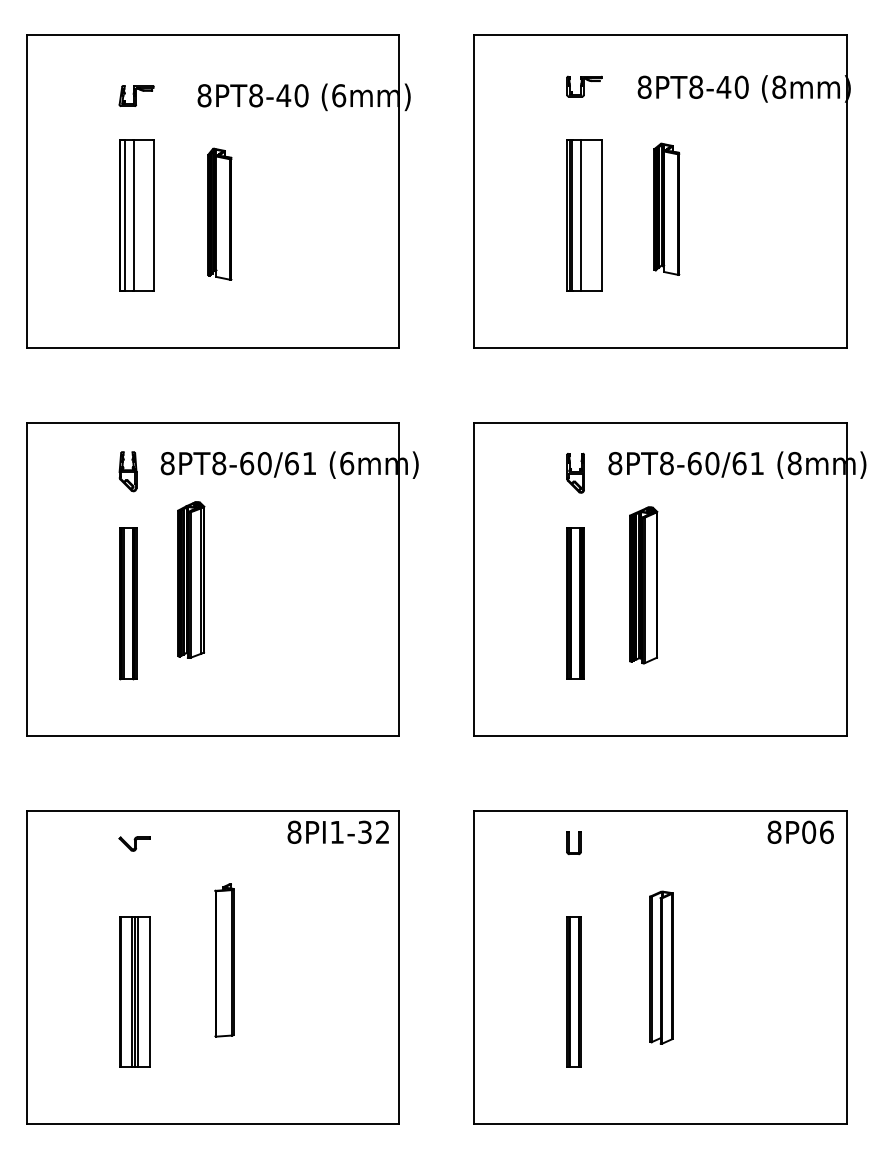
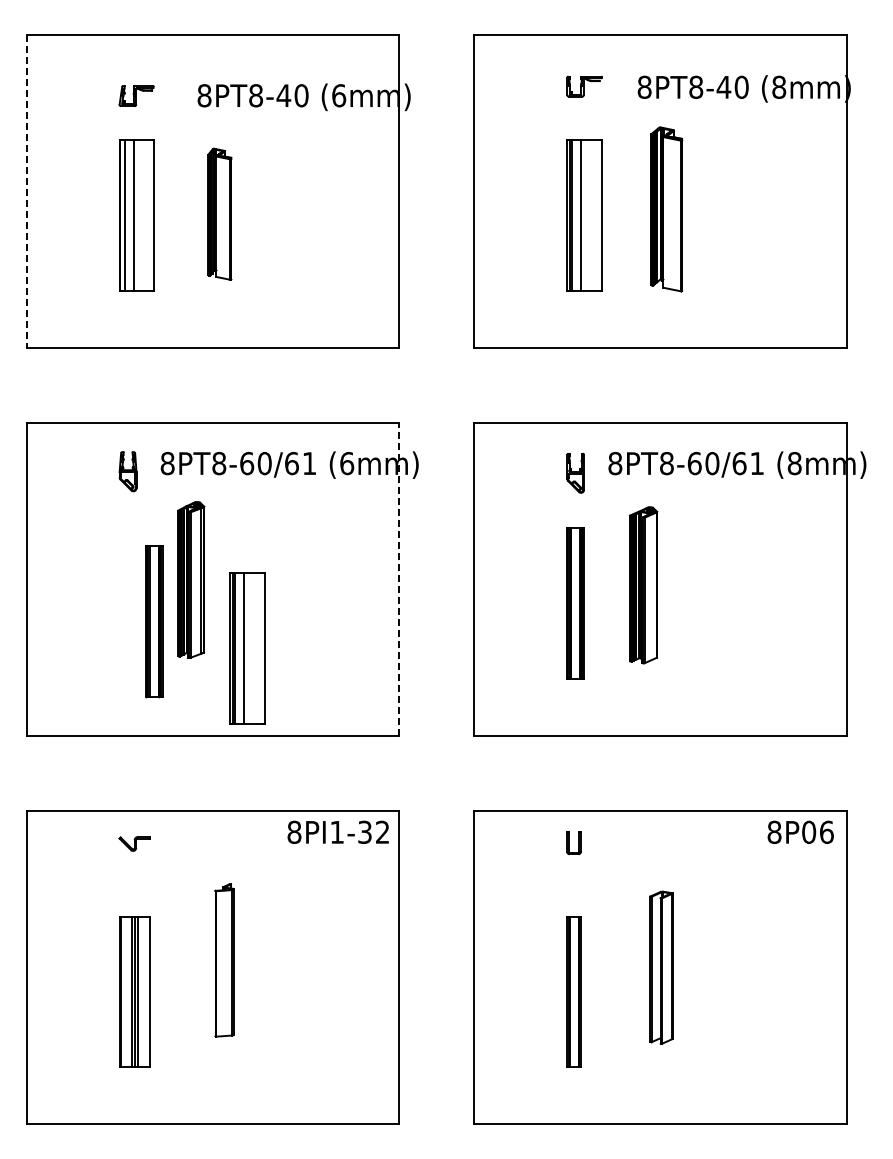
line: solid -> dashed (26, 191)
part size: 28x134 px -> 34x167 px (666, 209)
line: solid -> dashed (398, 578)
part position: (128, 603) -> (154, 621) (154, 621)
part: none -> present (247, 648)
